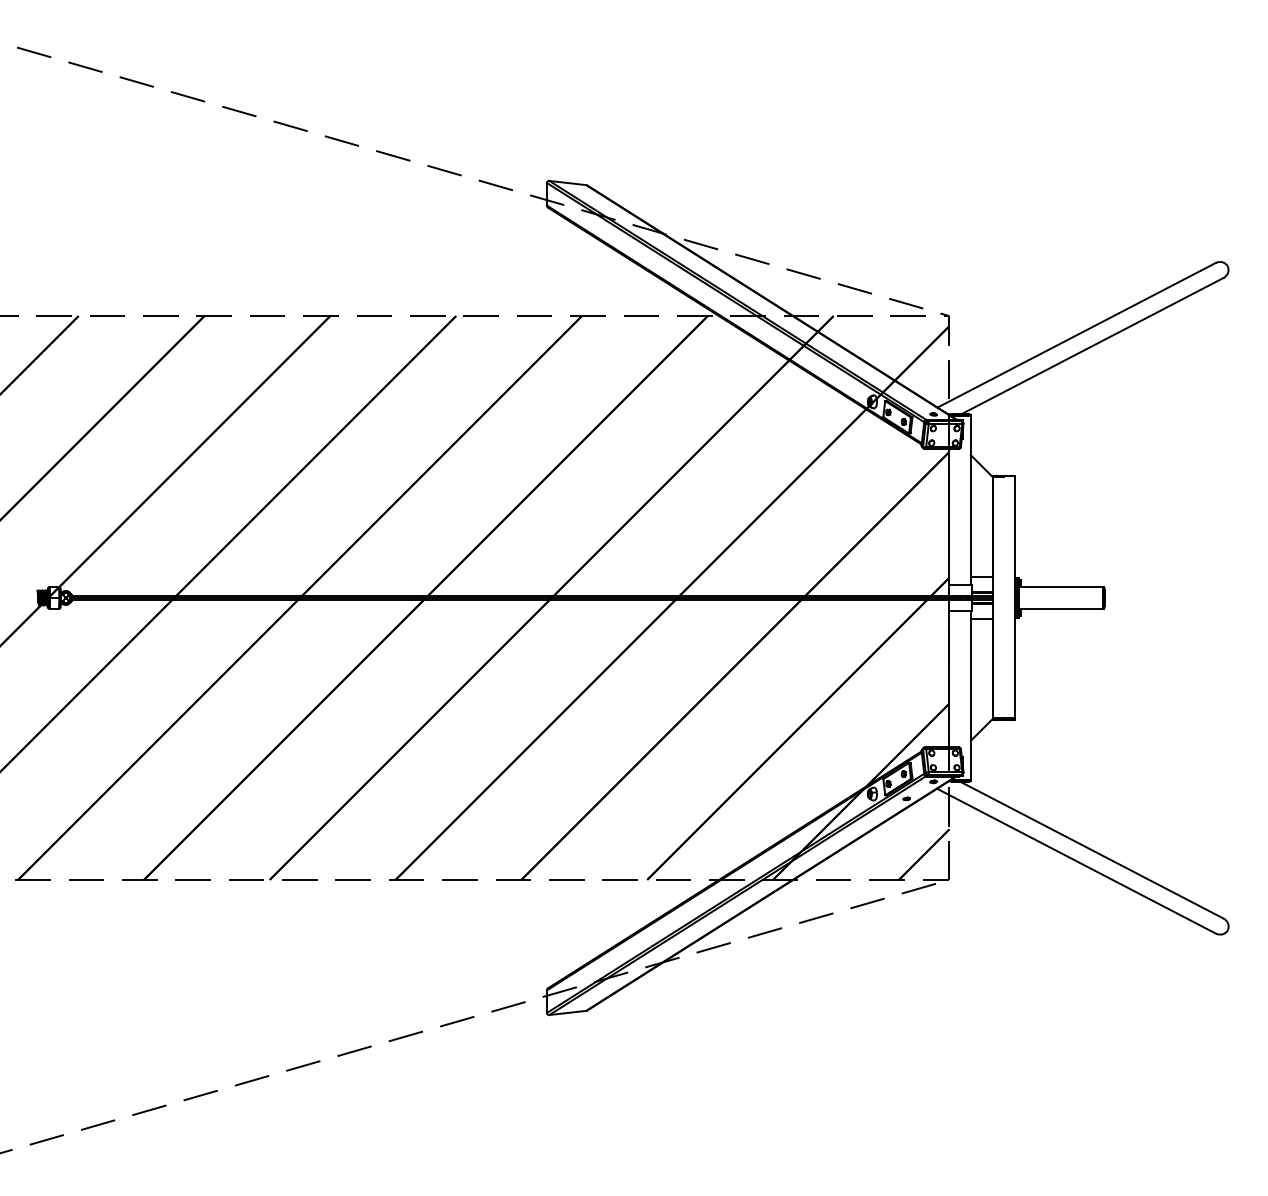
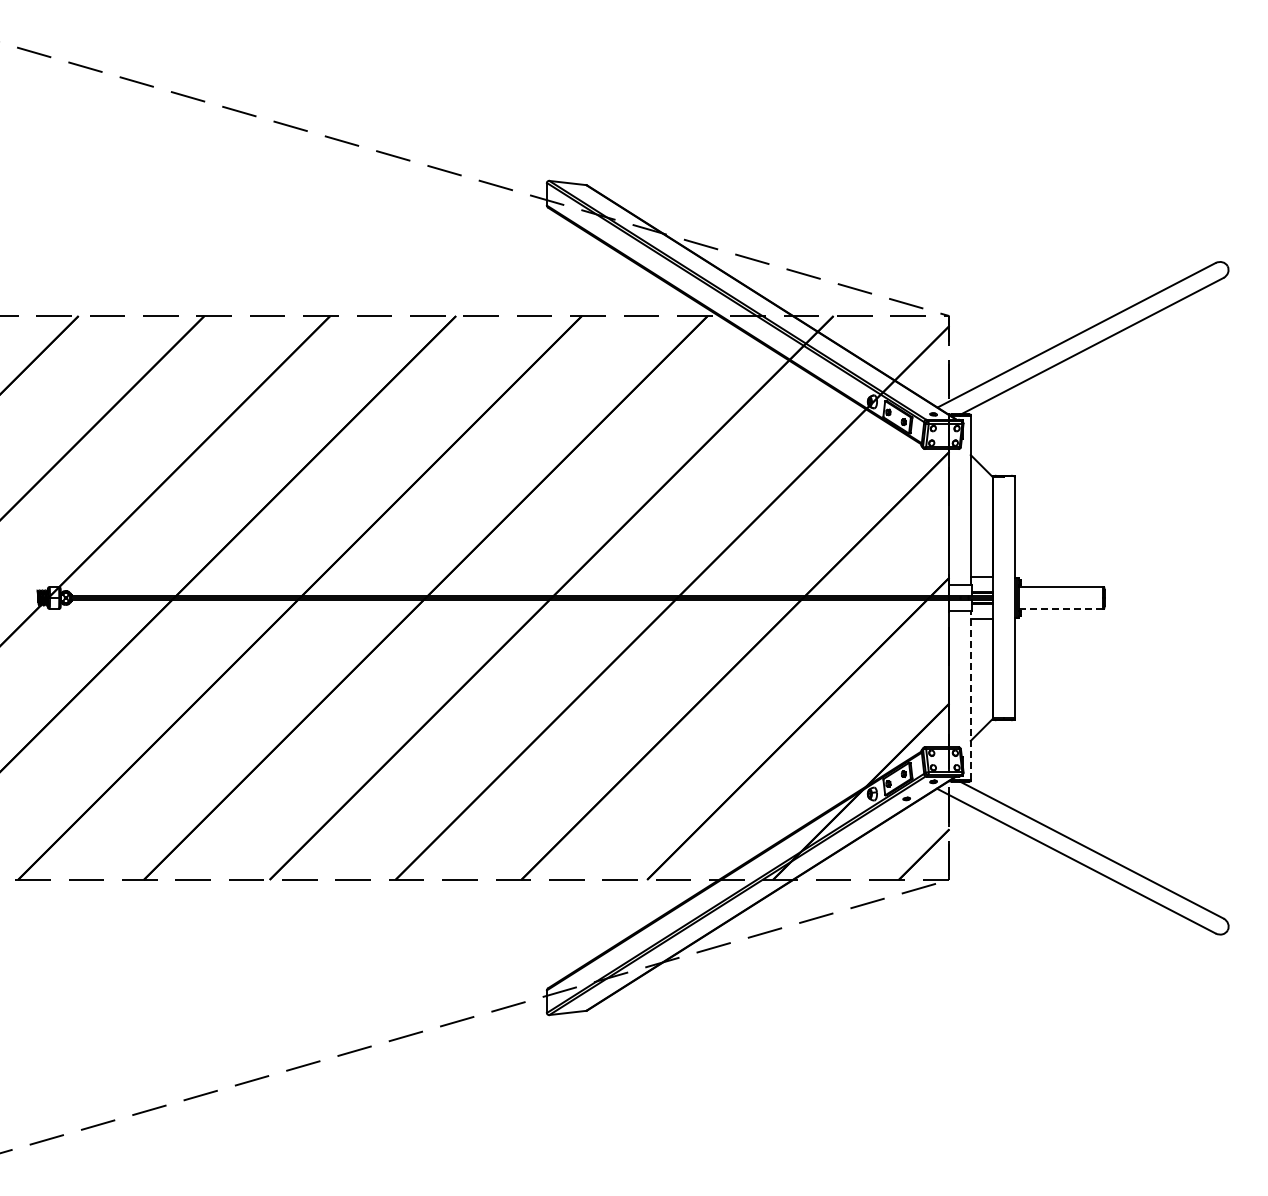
line: solid -> dashed (1060, 608)
line: solid -> dashed (970, 695)
